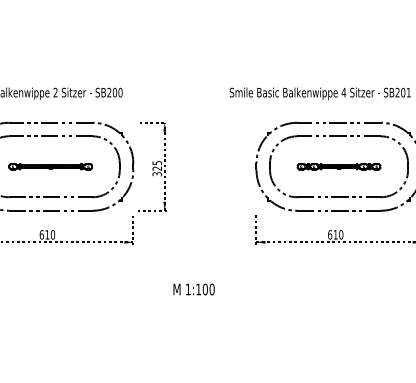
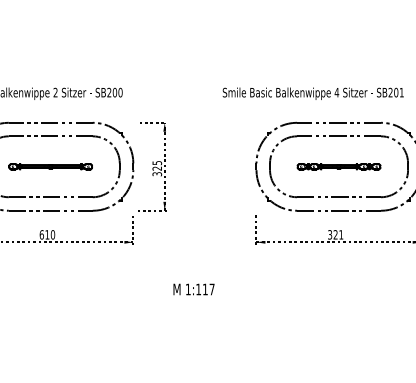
text position: (319, 93) -> (312, 93) (312, 93)
text: 610 -> 321 (335, 234)
text: 1:100 -> 1:117 (208, 289)
